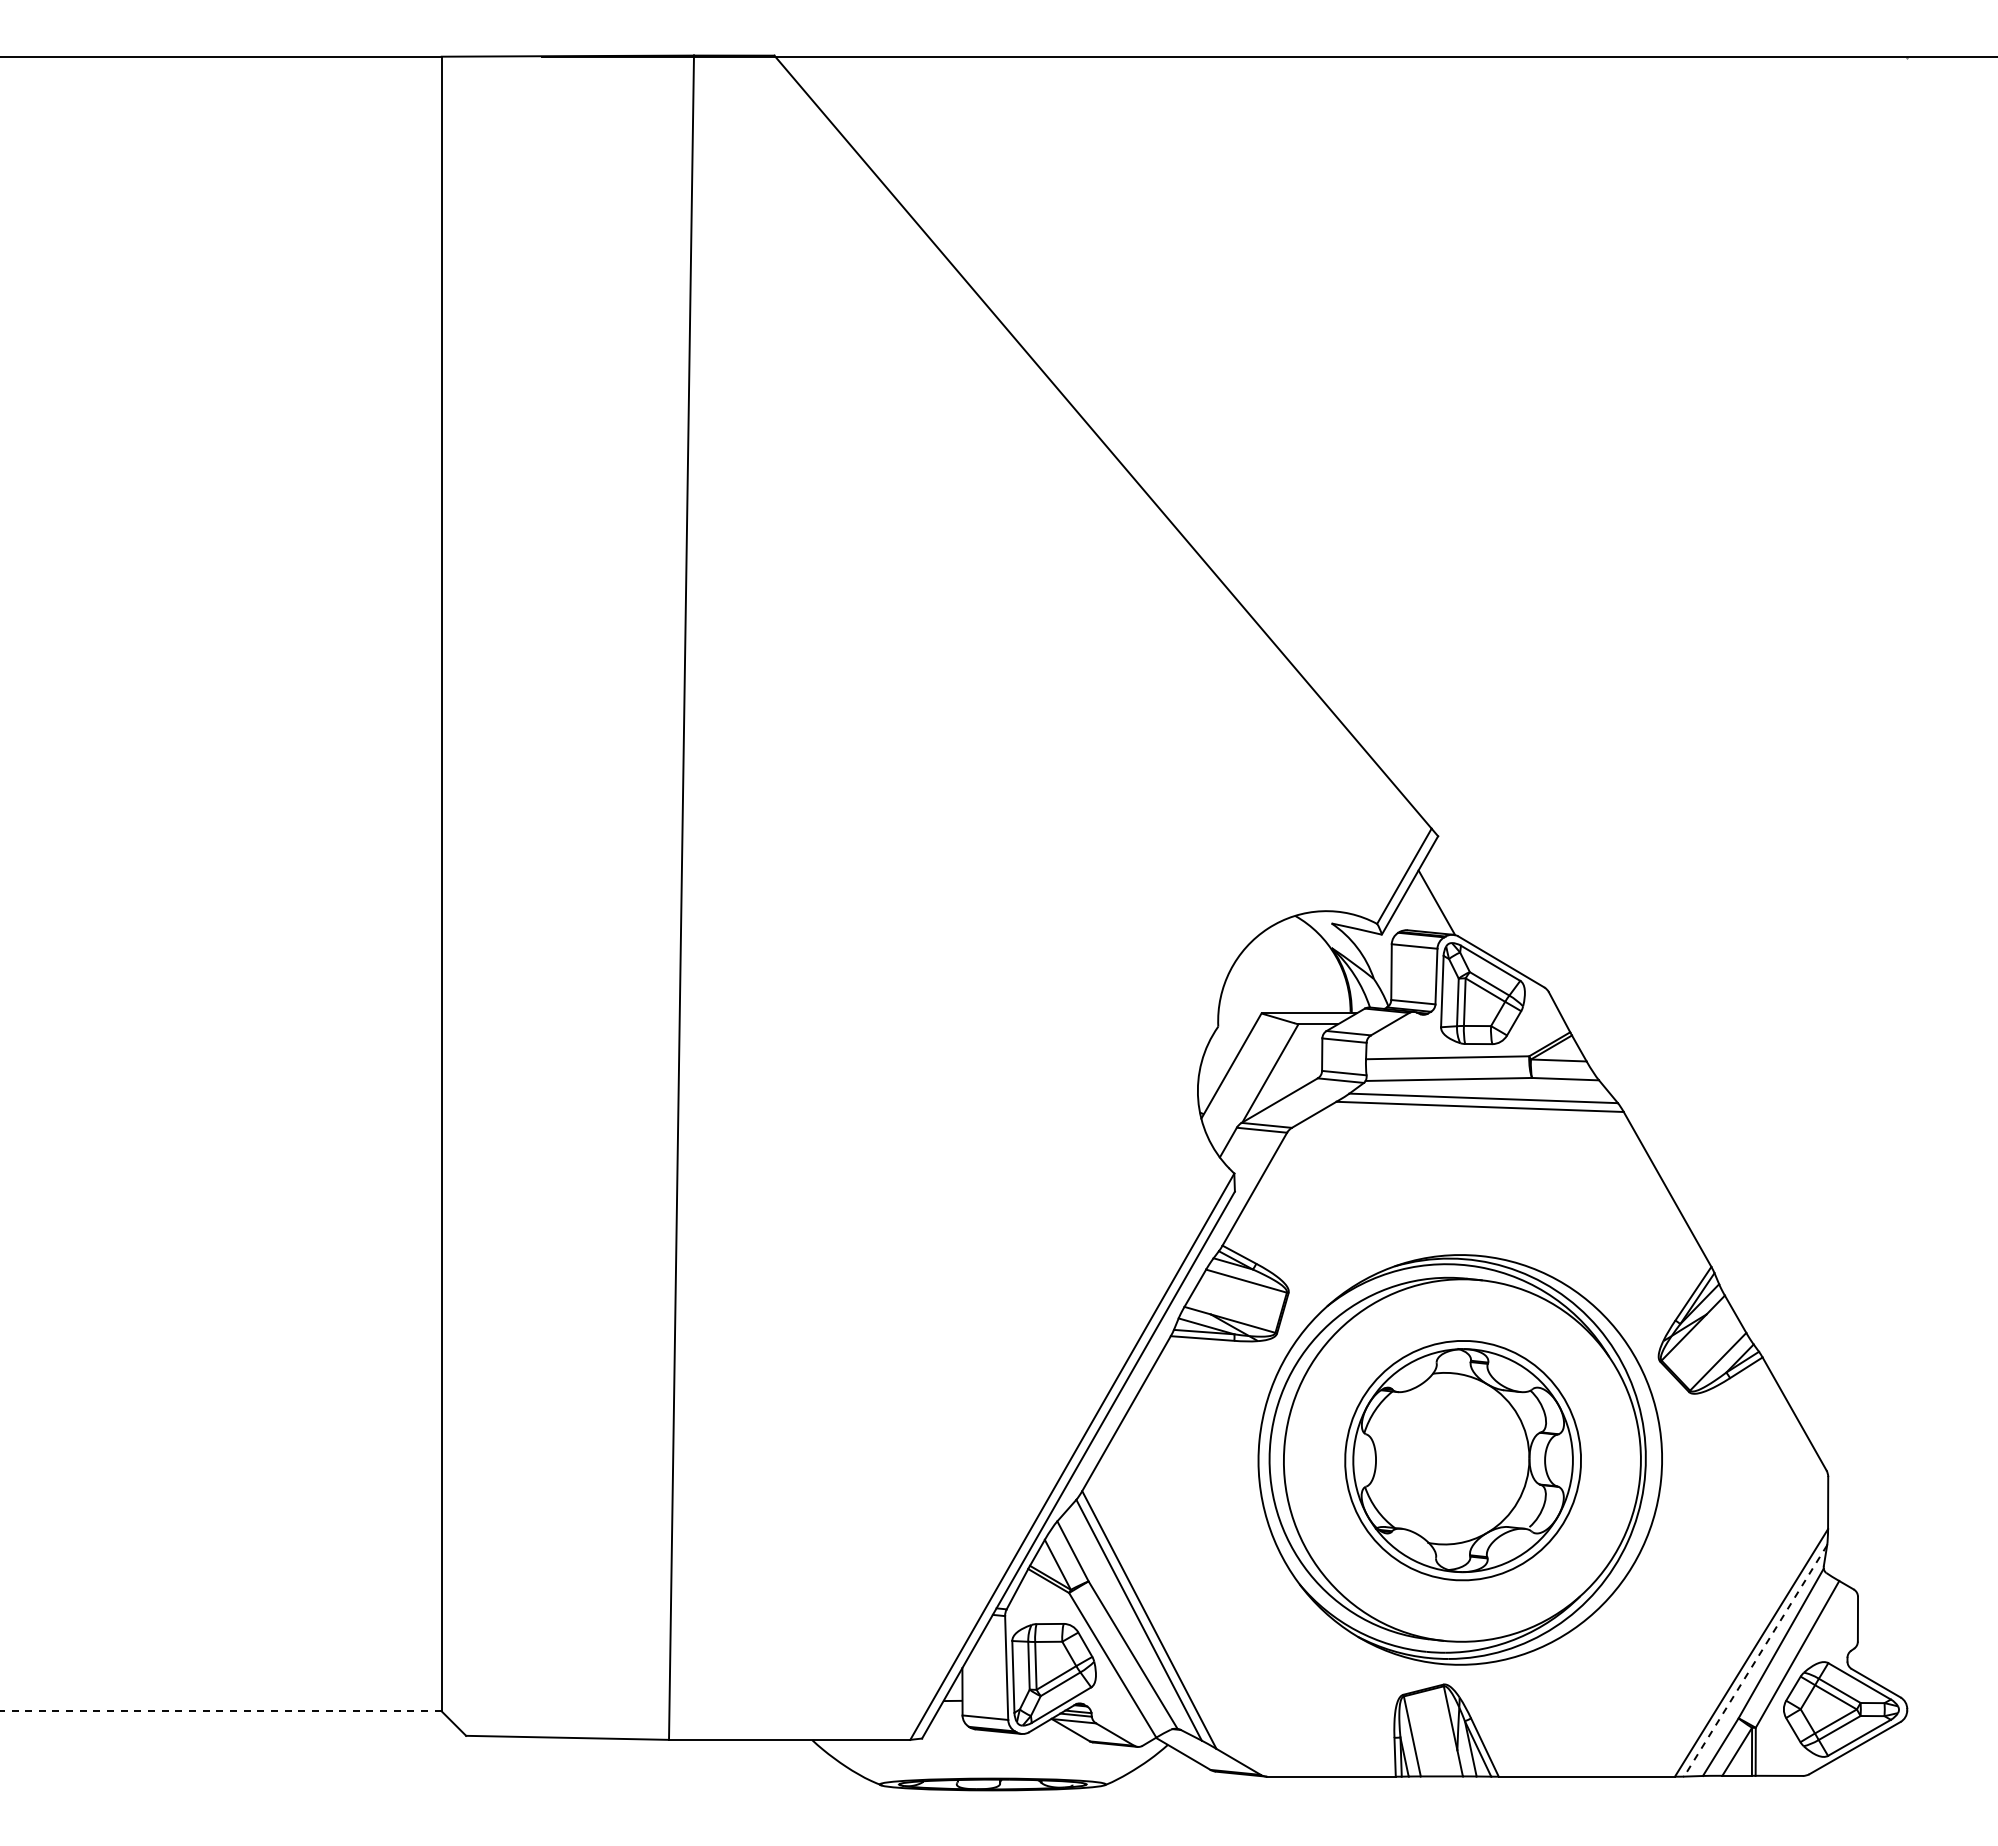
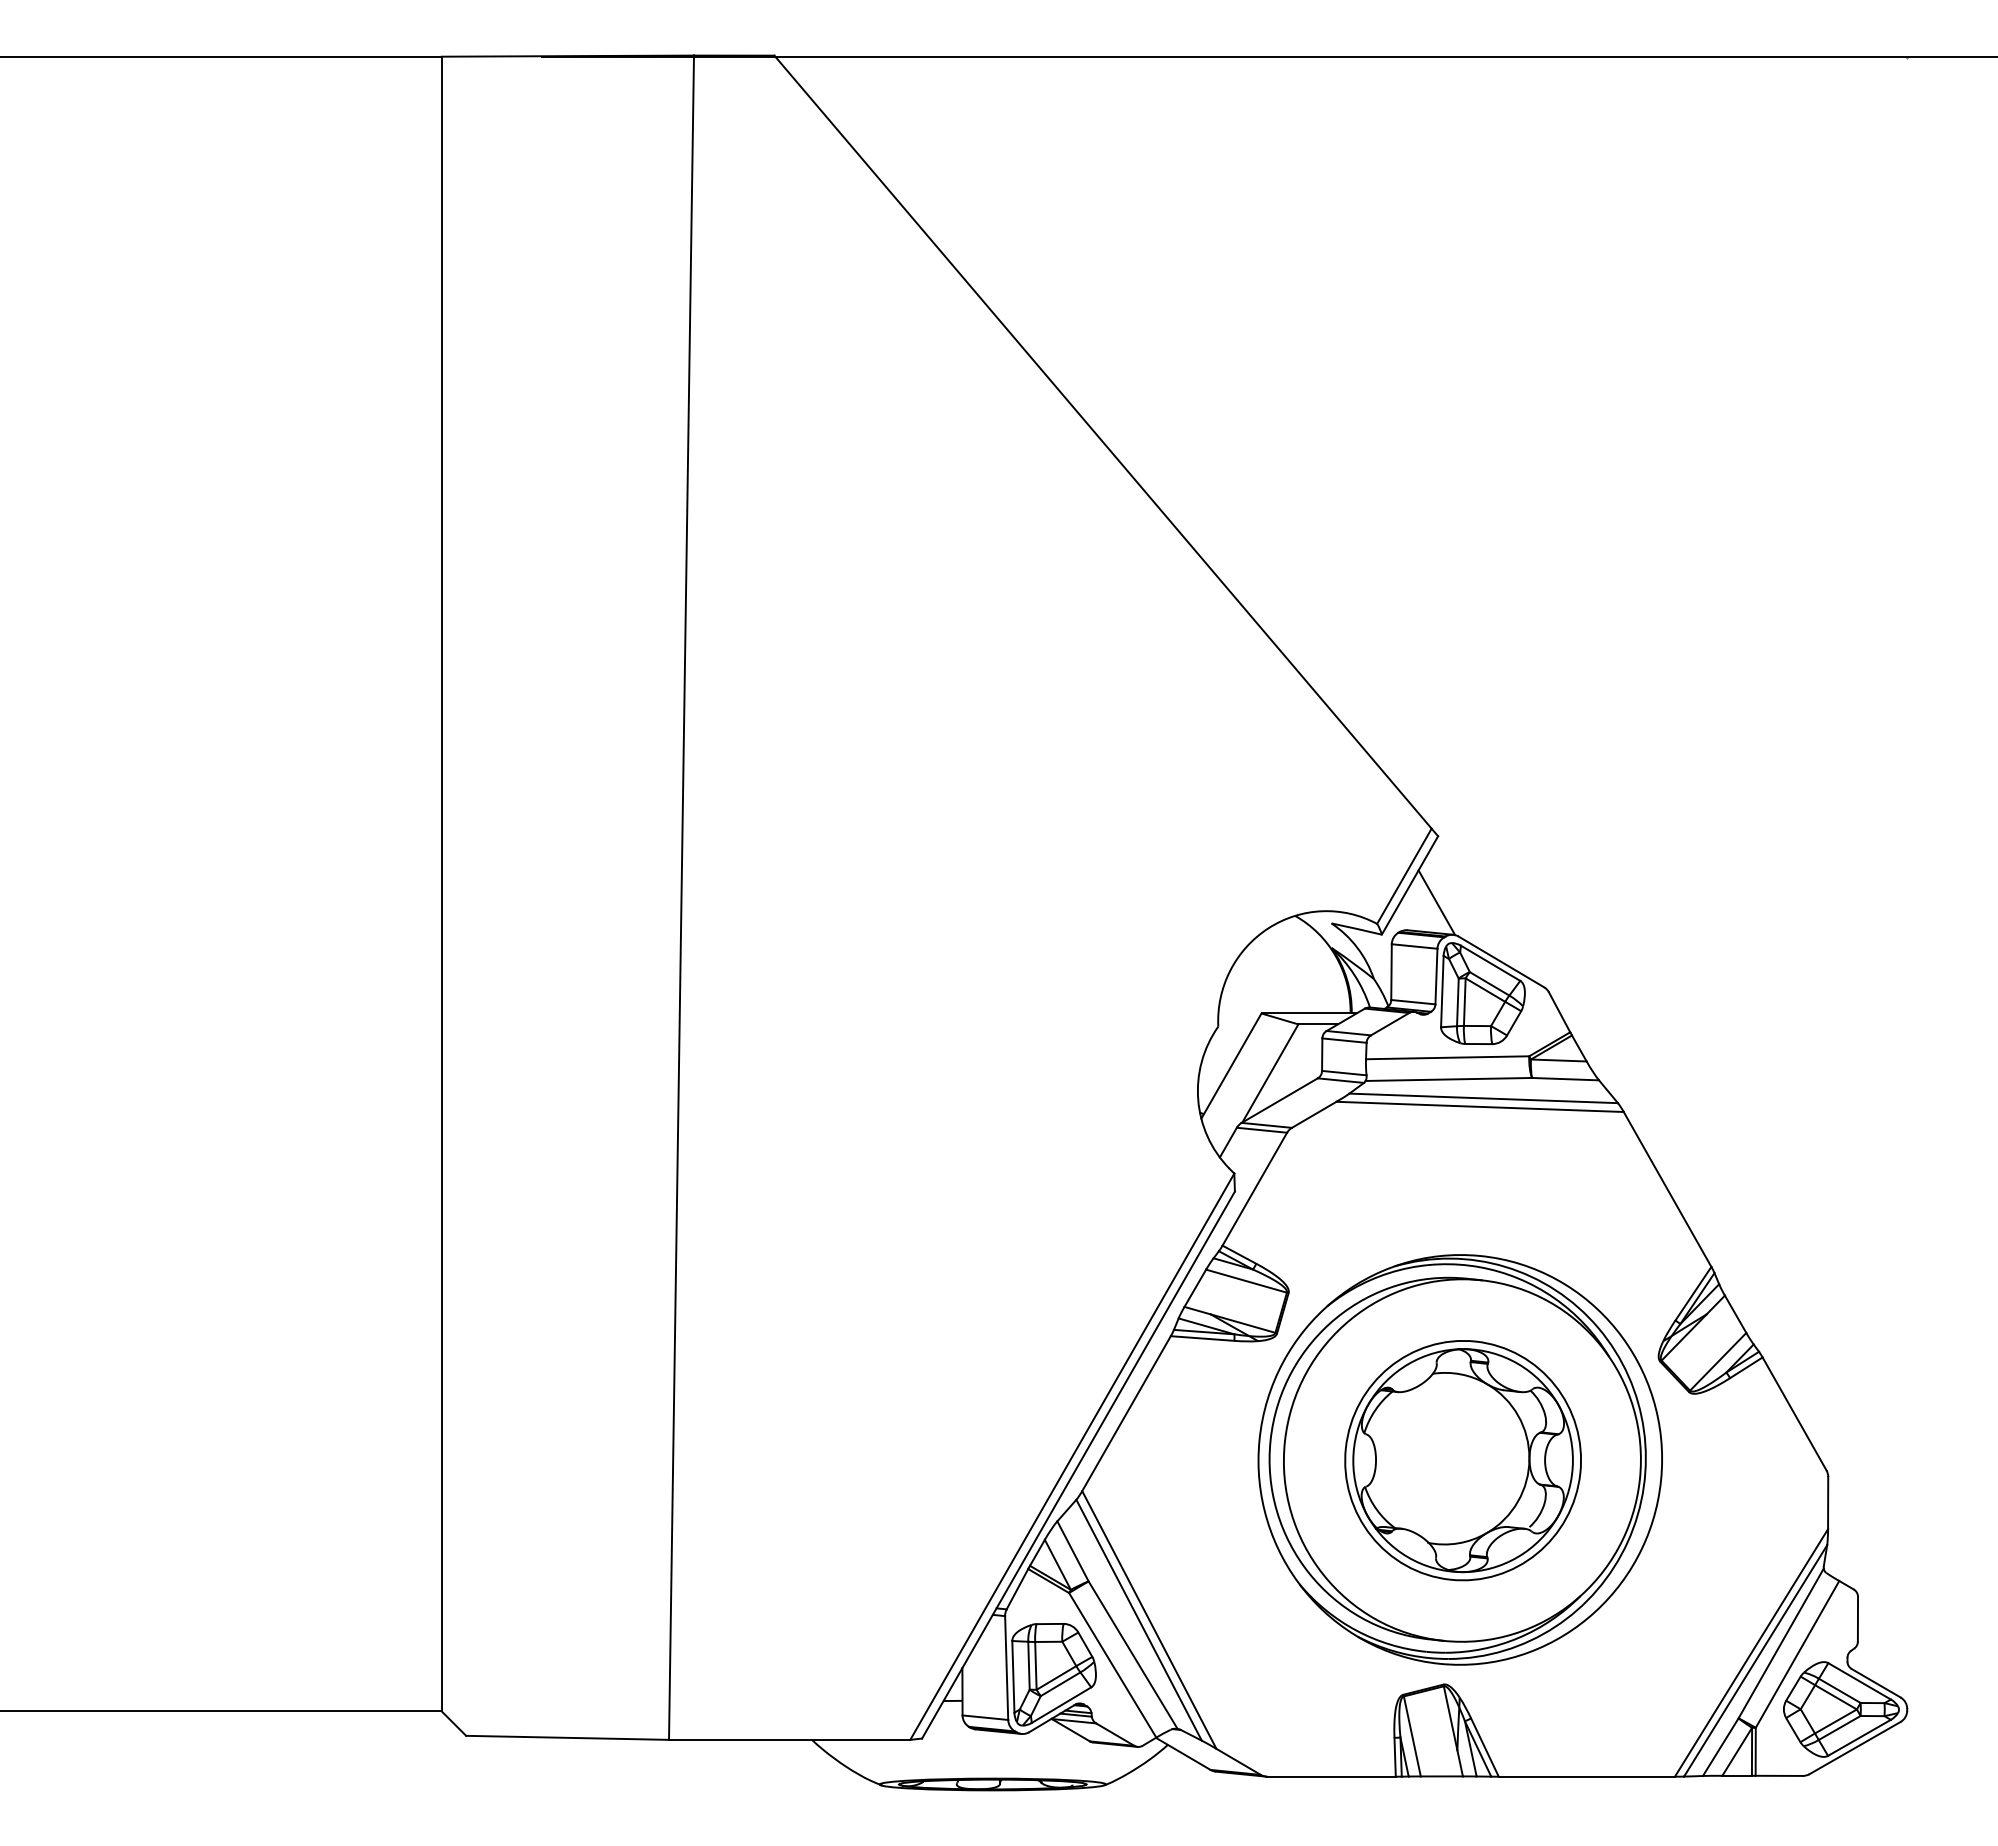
line: dashed -> solid (1755, 1661)
line: dashed -> solid (220, 1711)
